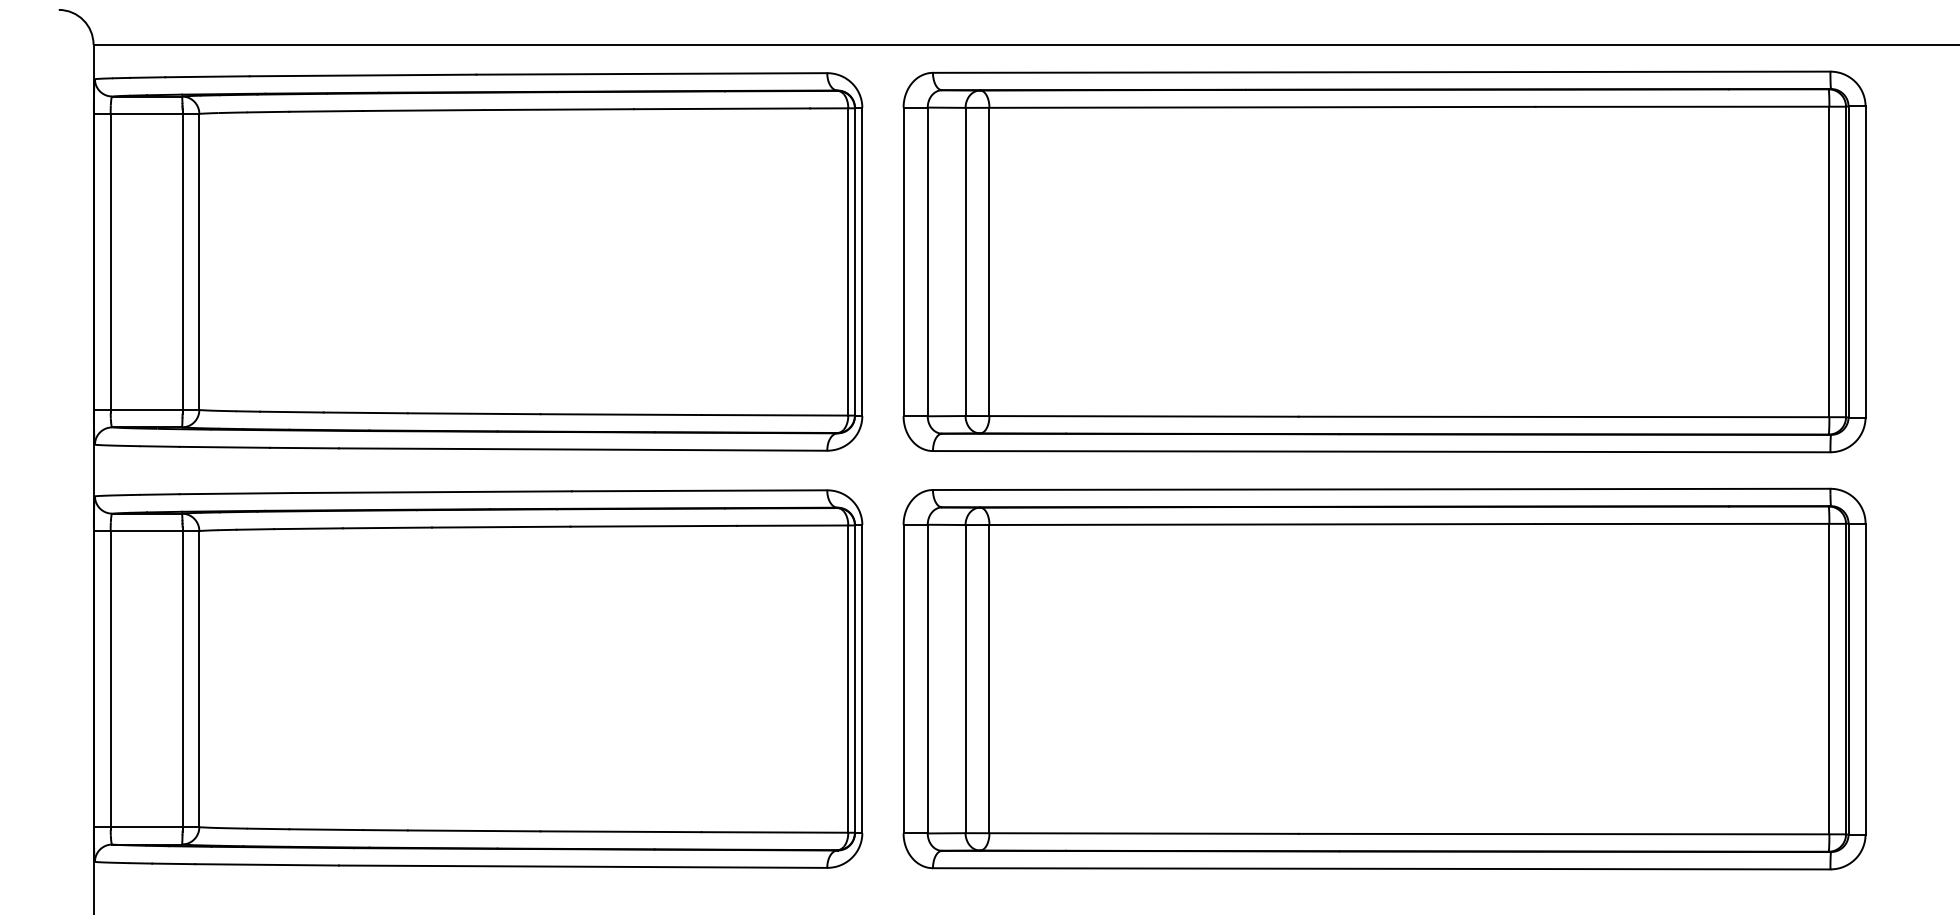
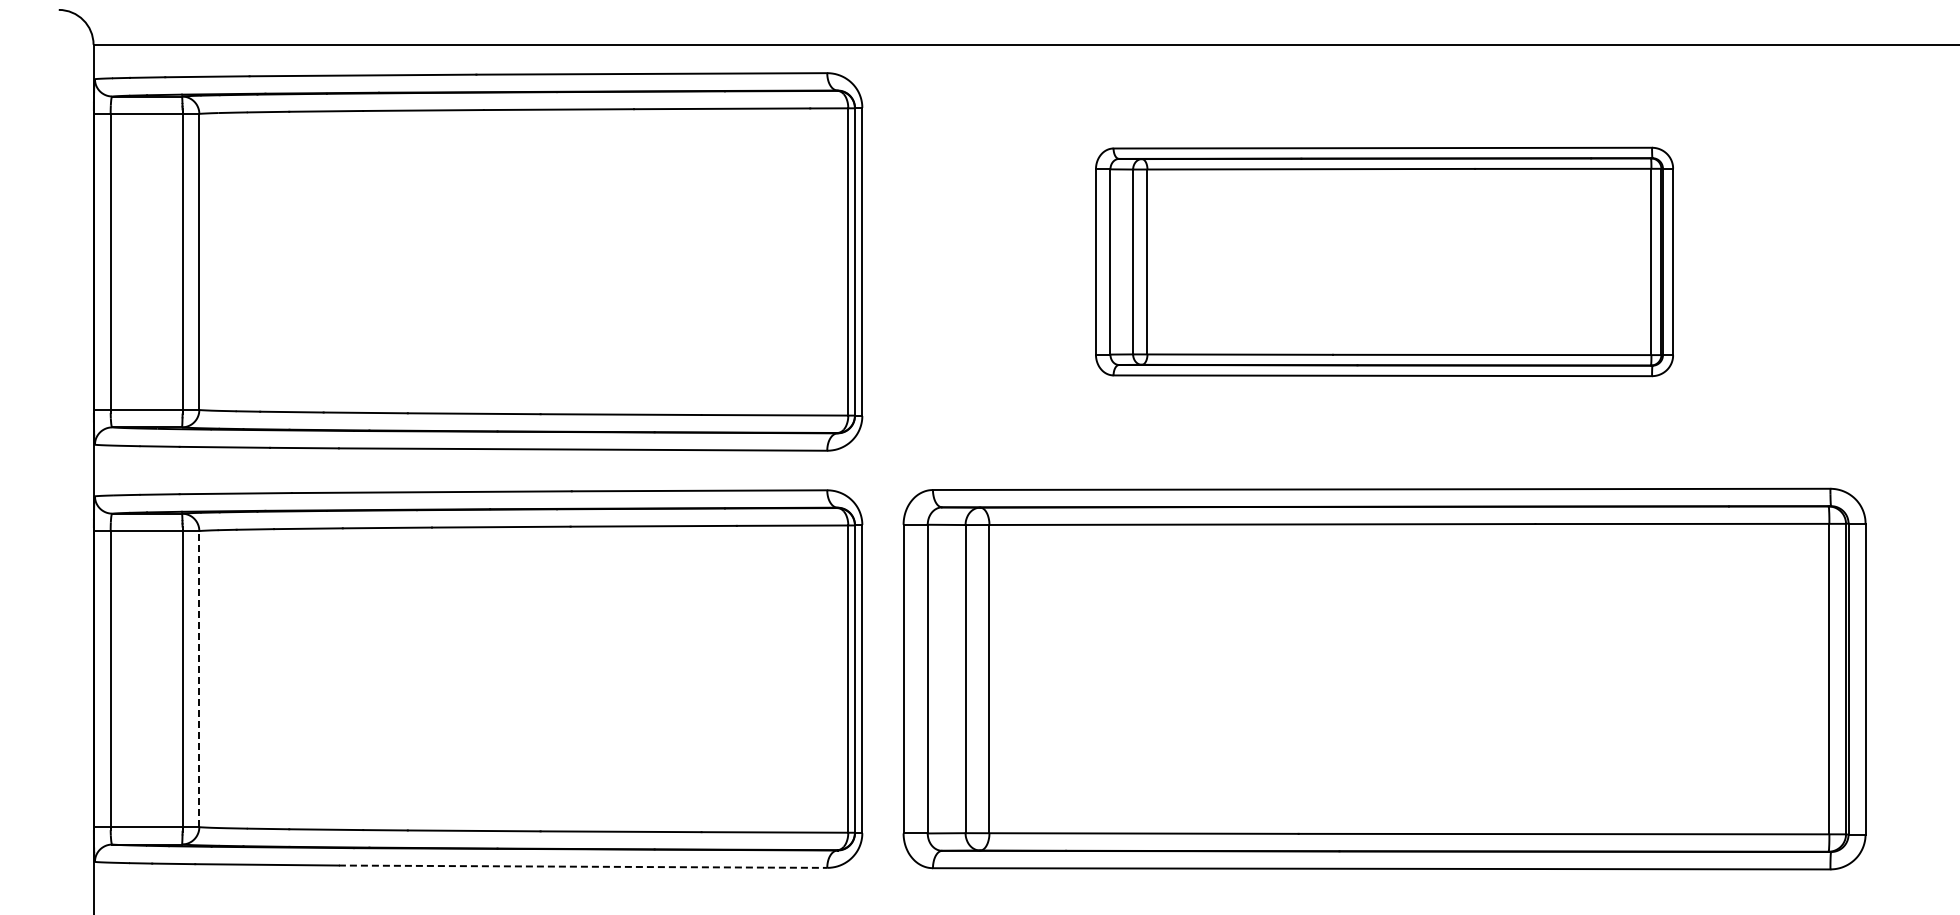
part size: 965x384 px -> 579x232 px (1384, 261)
line: solid -> dashed (199, 678)
line: solid -> dashed (583, 866)
